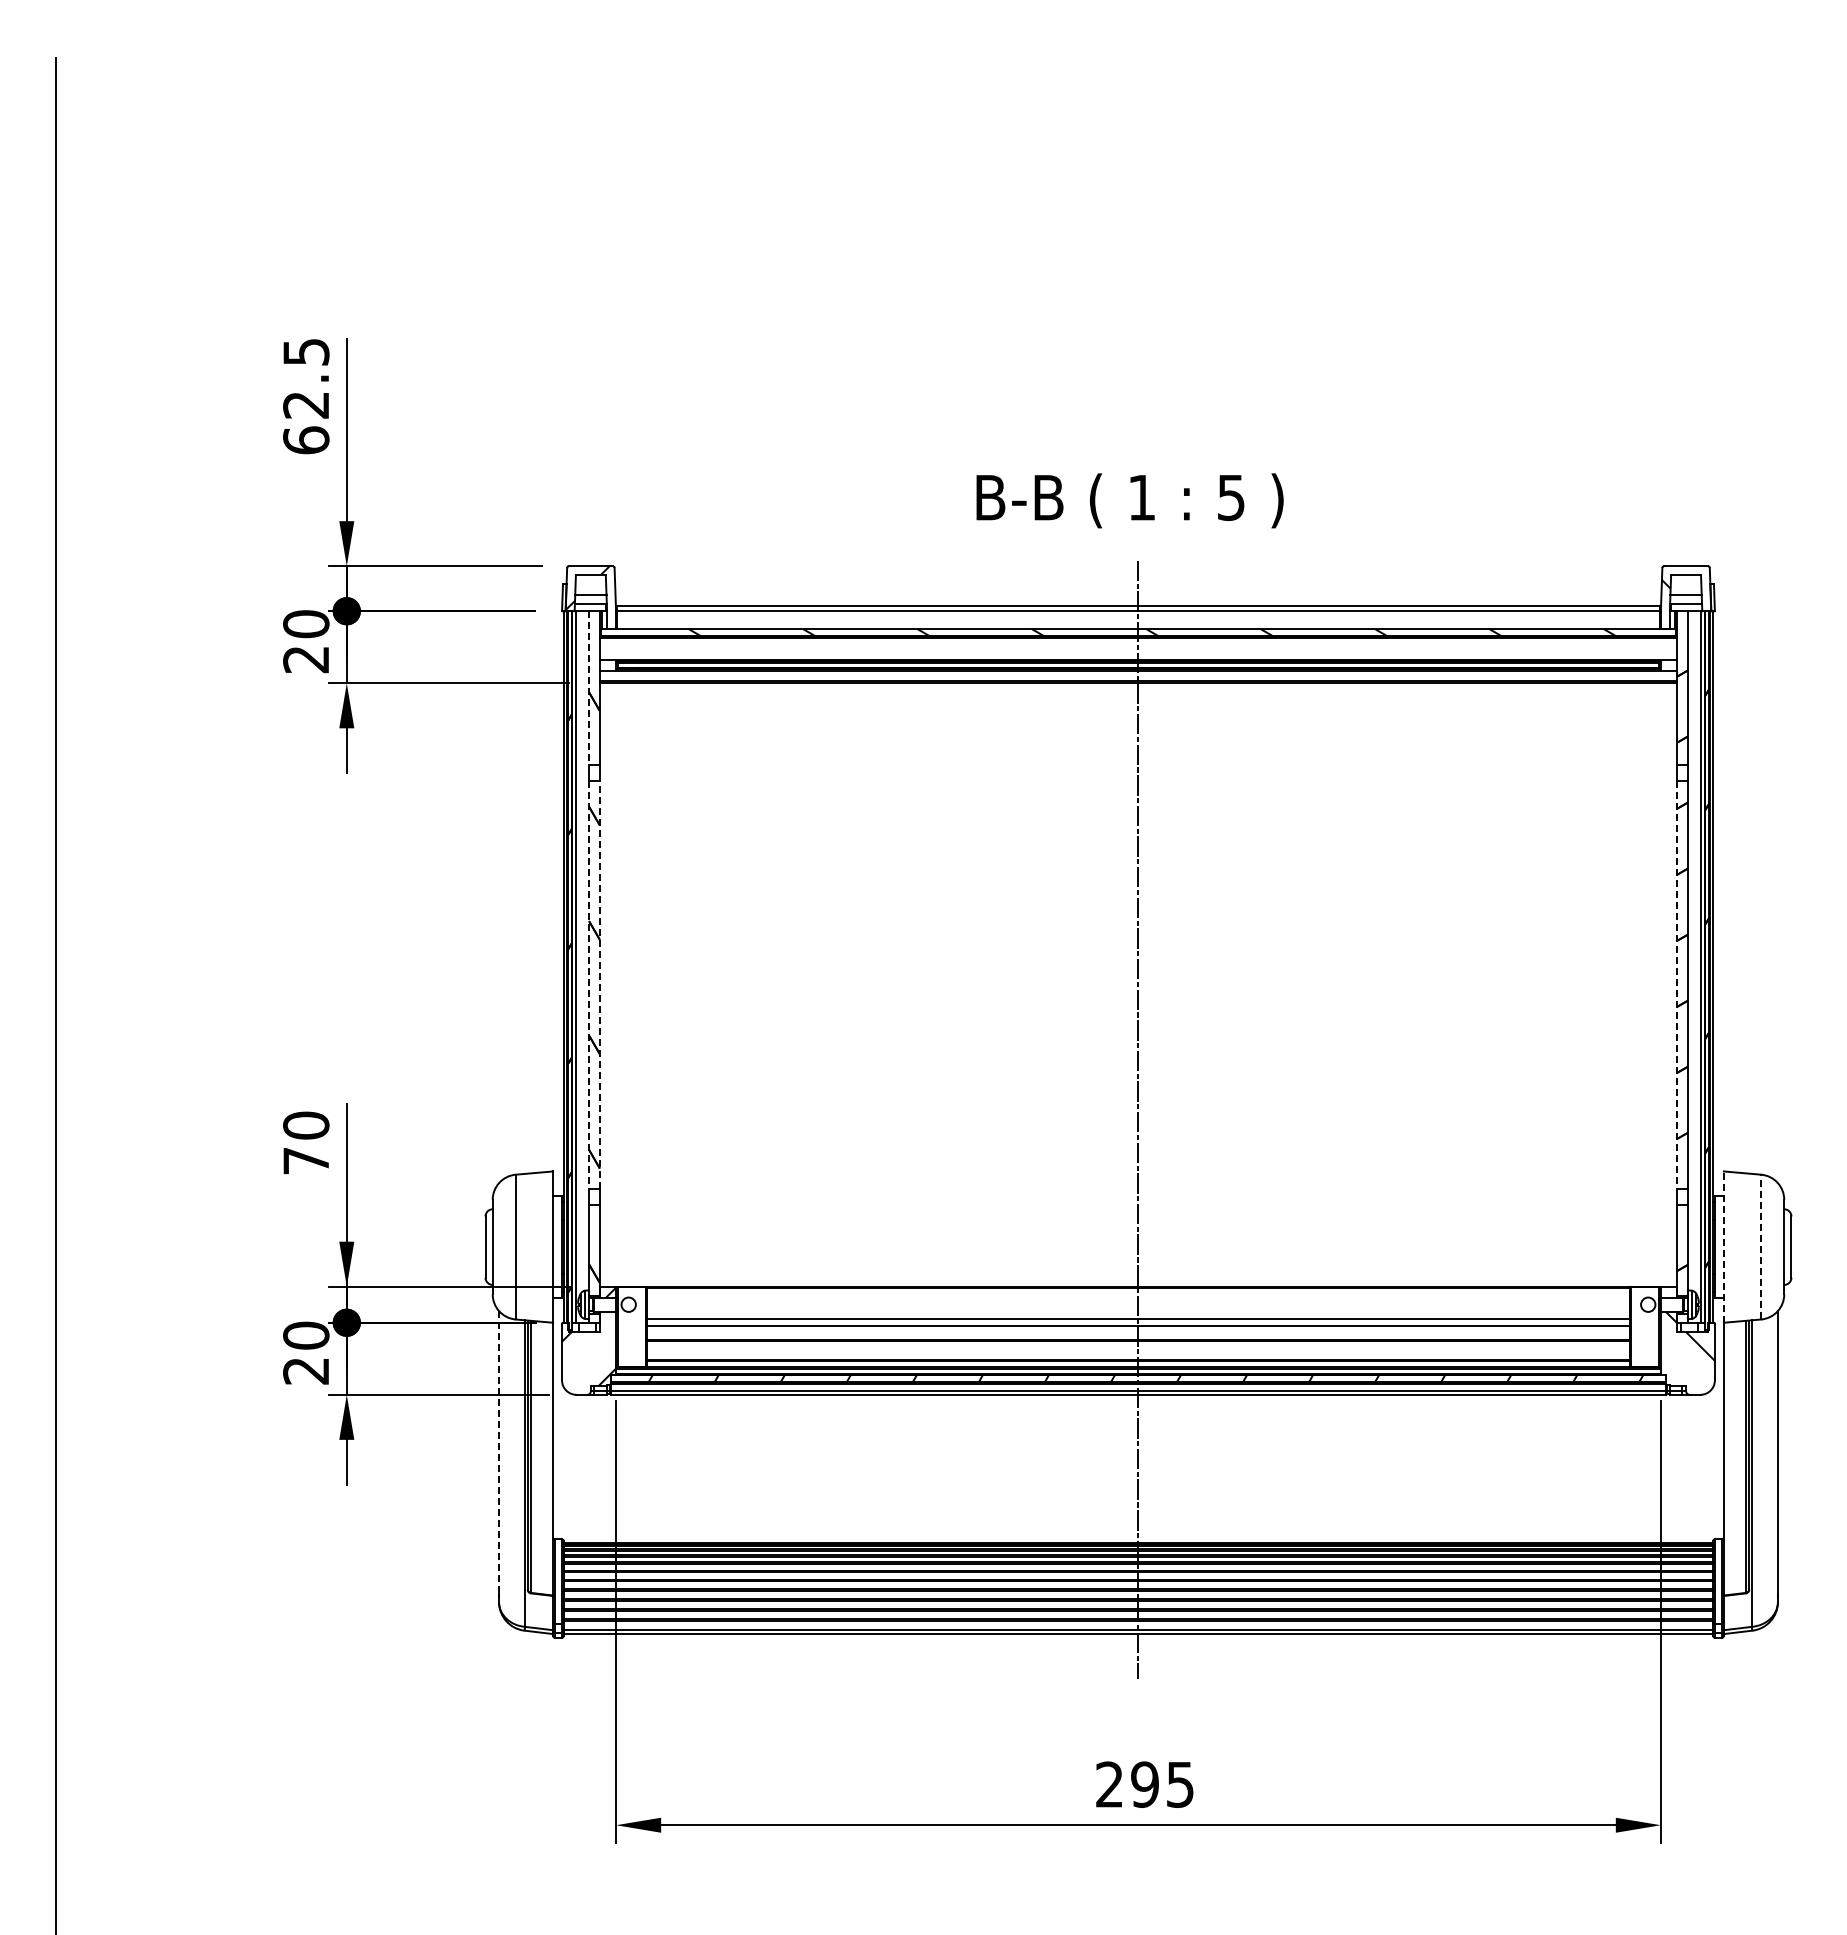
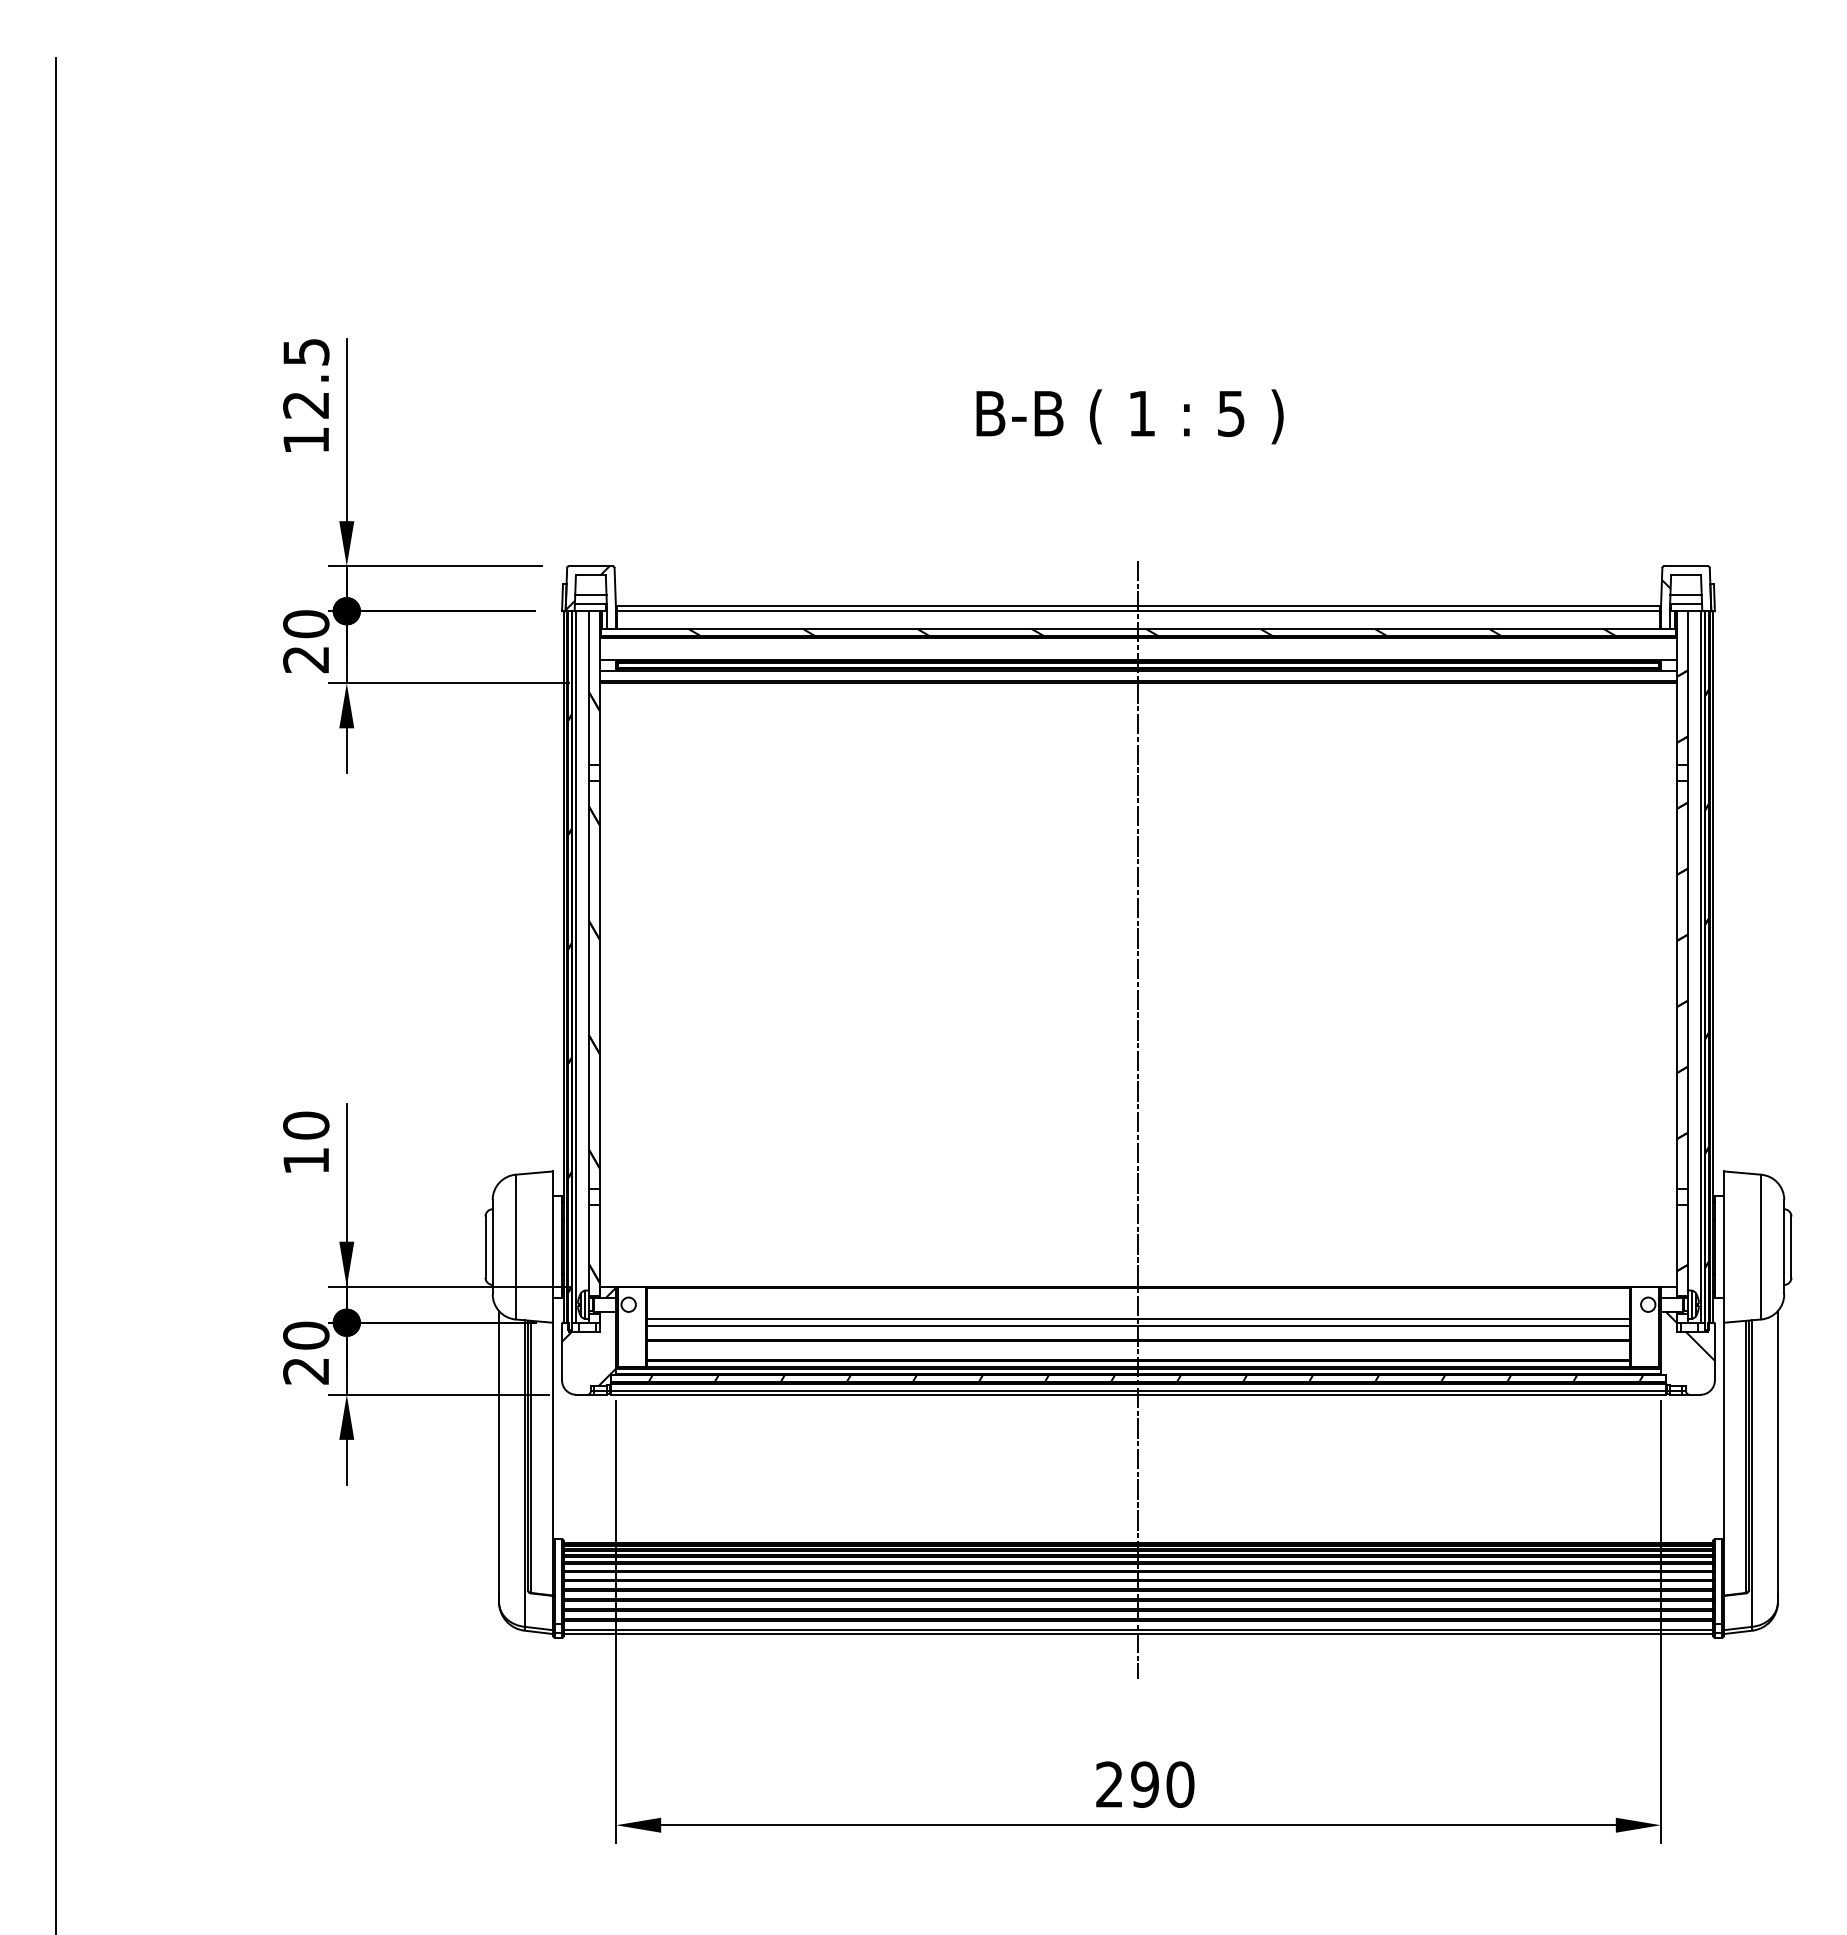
text: 62.5 -> 12.5 (306, 440)
text position: (1129, 500) -> (1129, 416) (1129, 416)
line: dashed -> solid (589, 688)
line: dashed -> solid (589, 985)
line: dashed -> solid (599, 985)
line: dashed -> solid (1677, 985)
text: 70 -> 10 (305, 1161)
line: dashed -> solid (1761, 1246)
line: dashed -> solid (1723, 1247)
line: dashed -> solid (499, 1451)
text: 295 -> 290 (1180, 1784)
